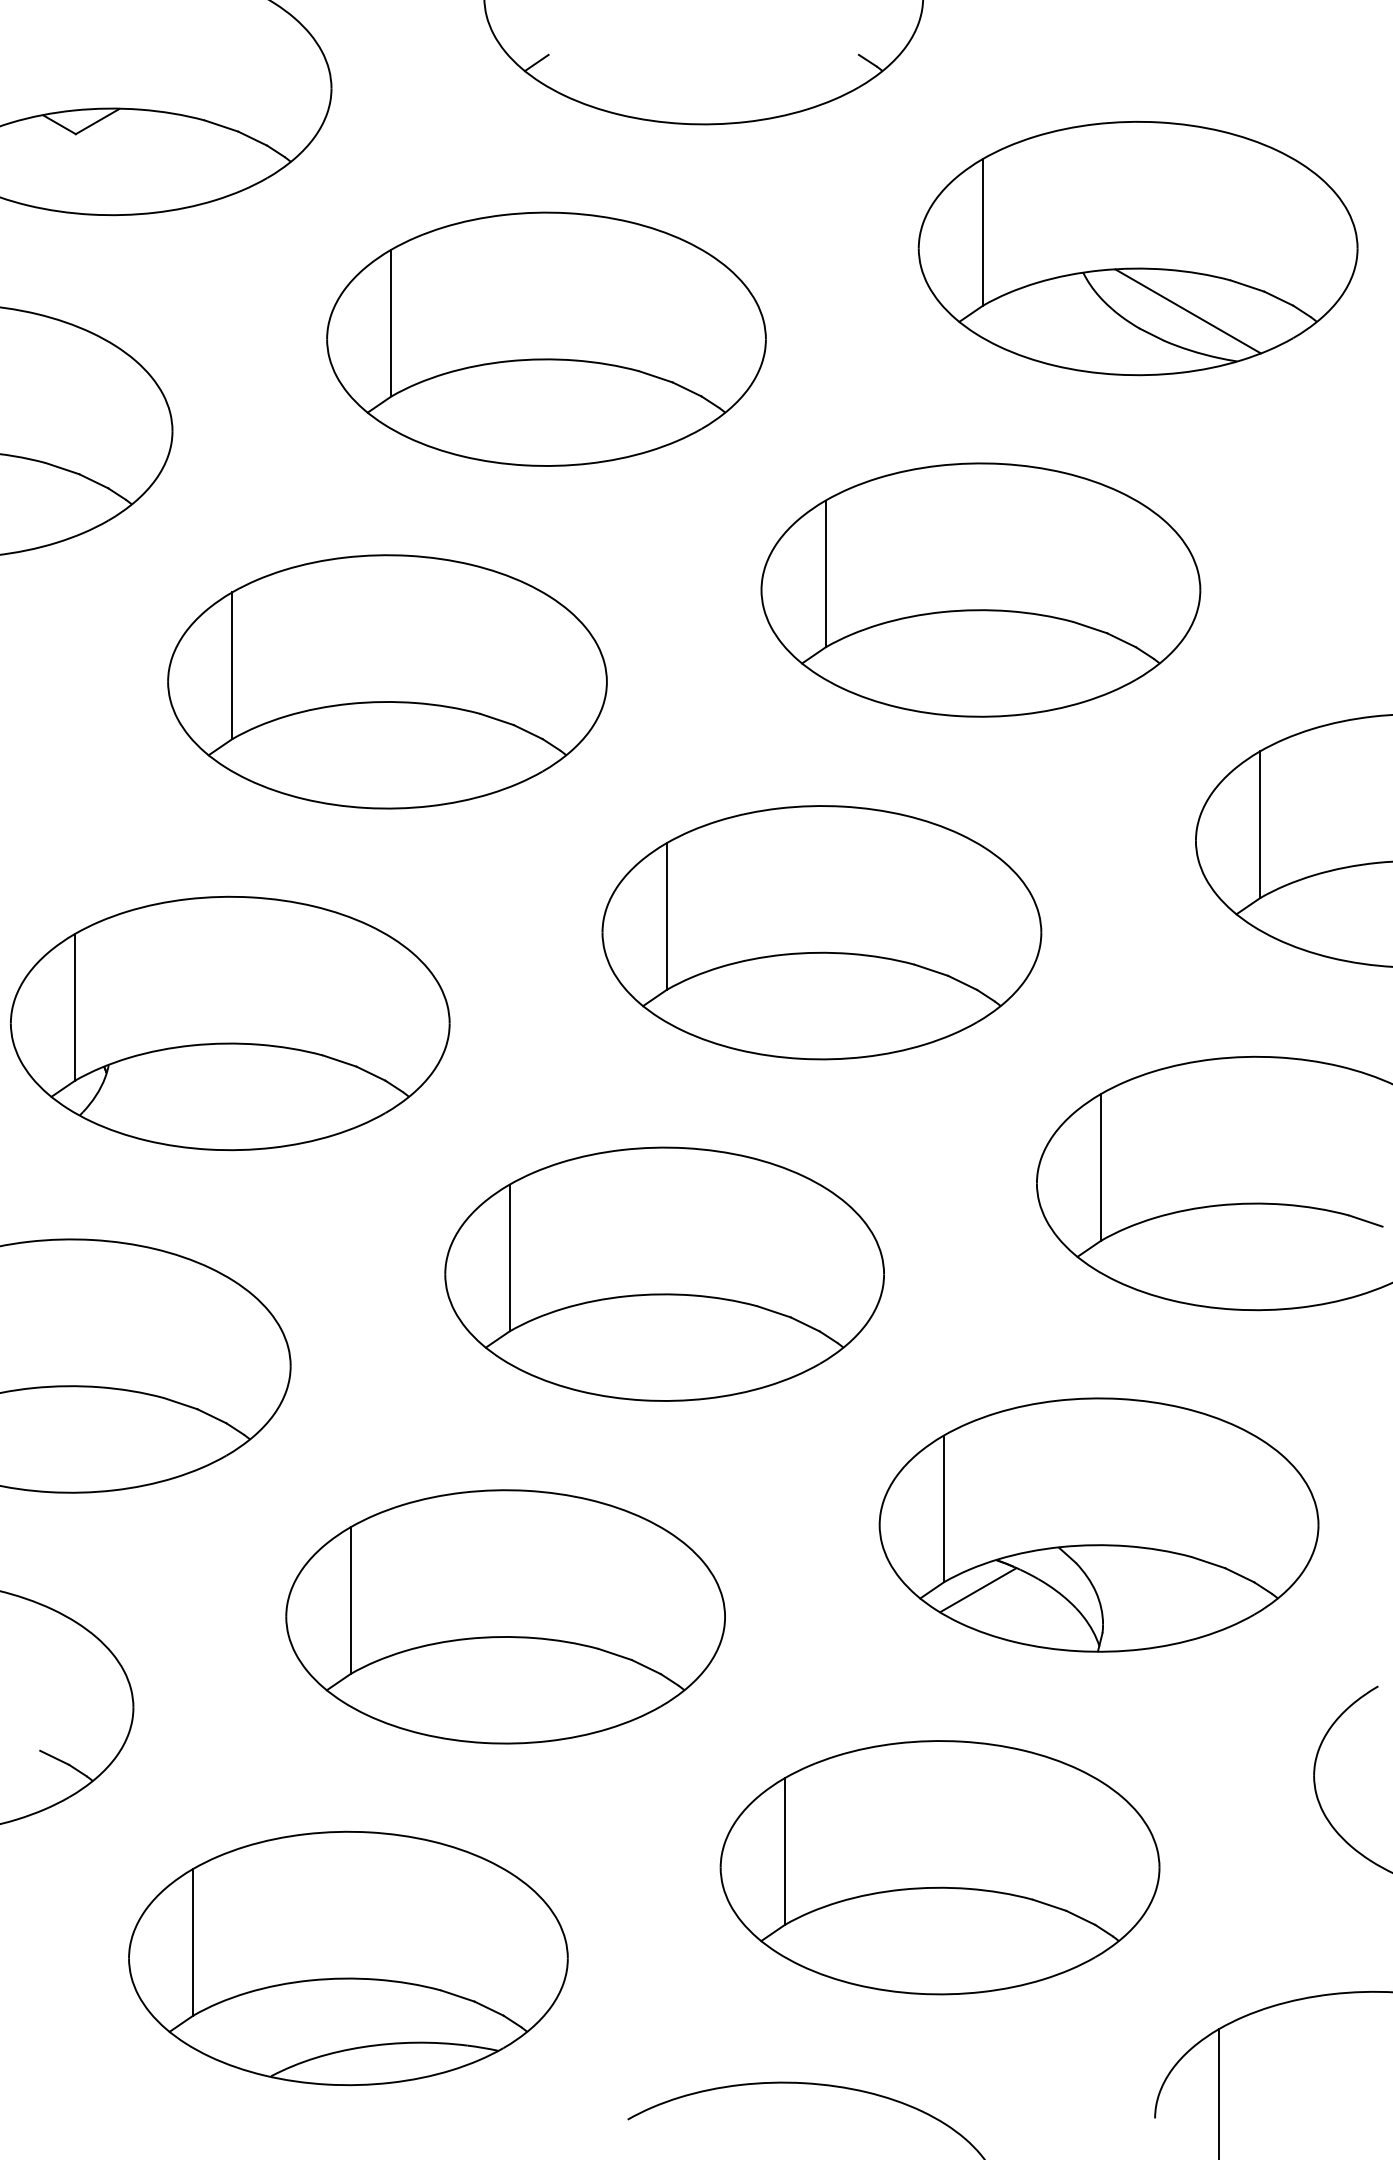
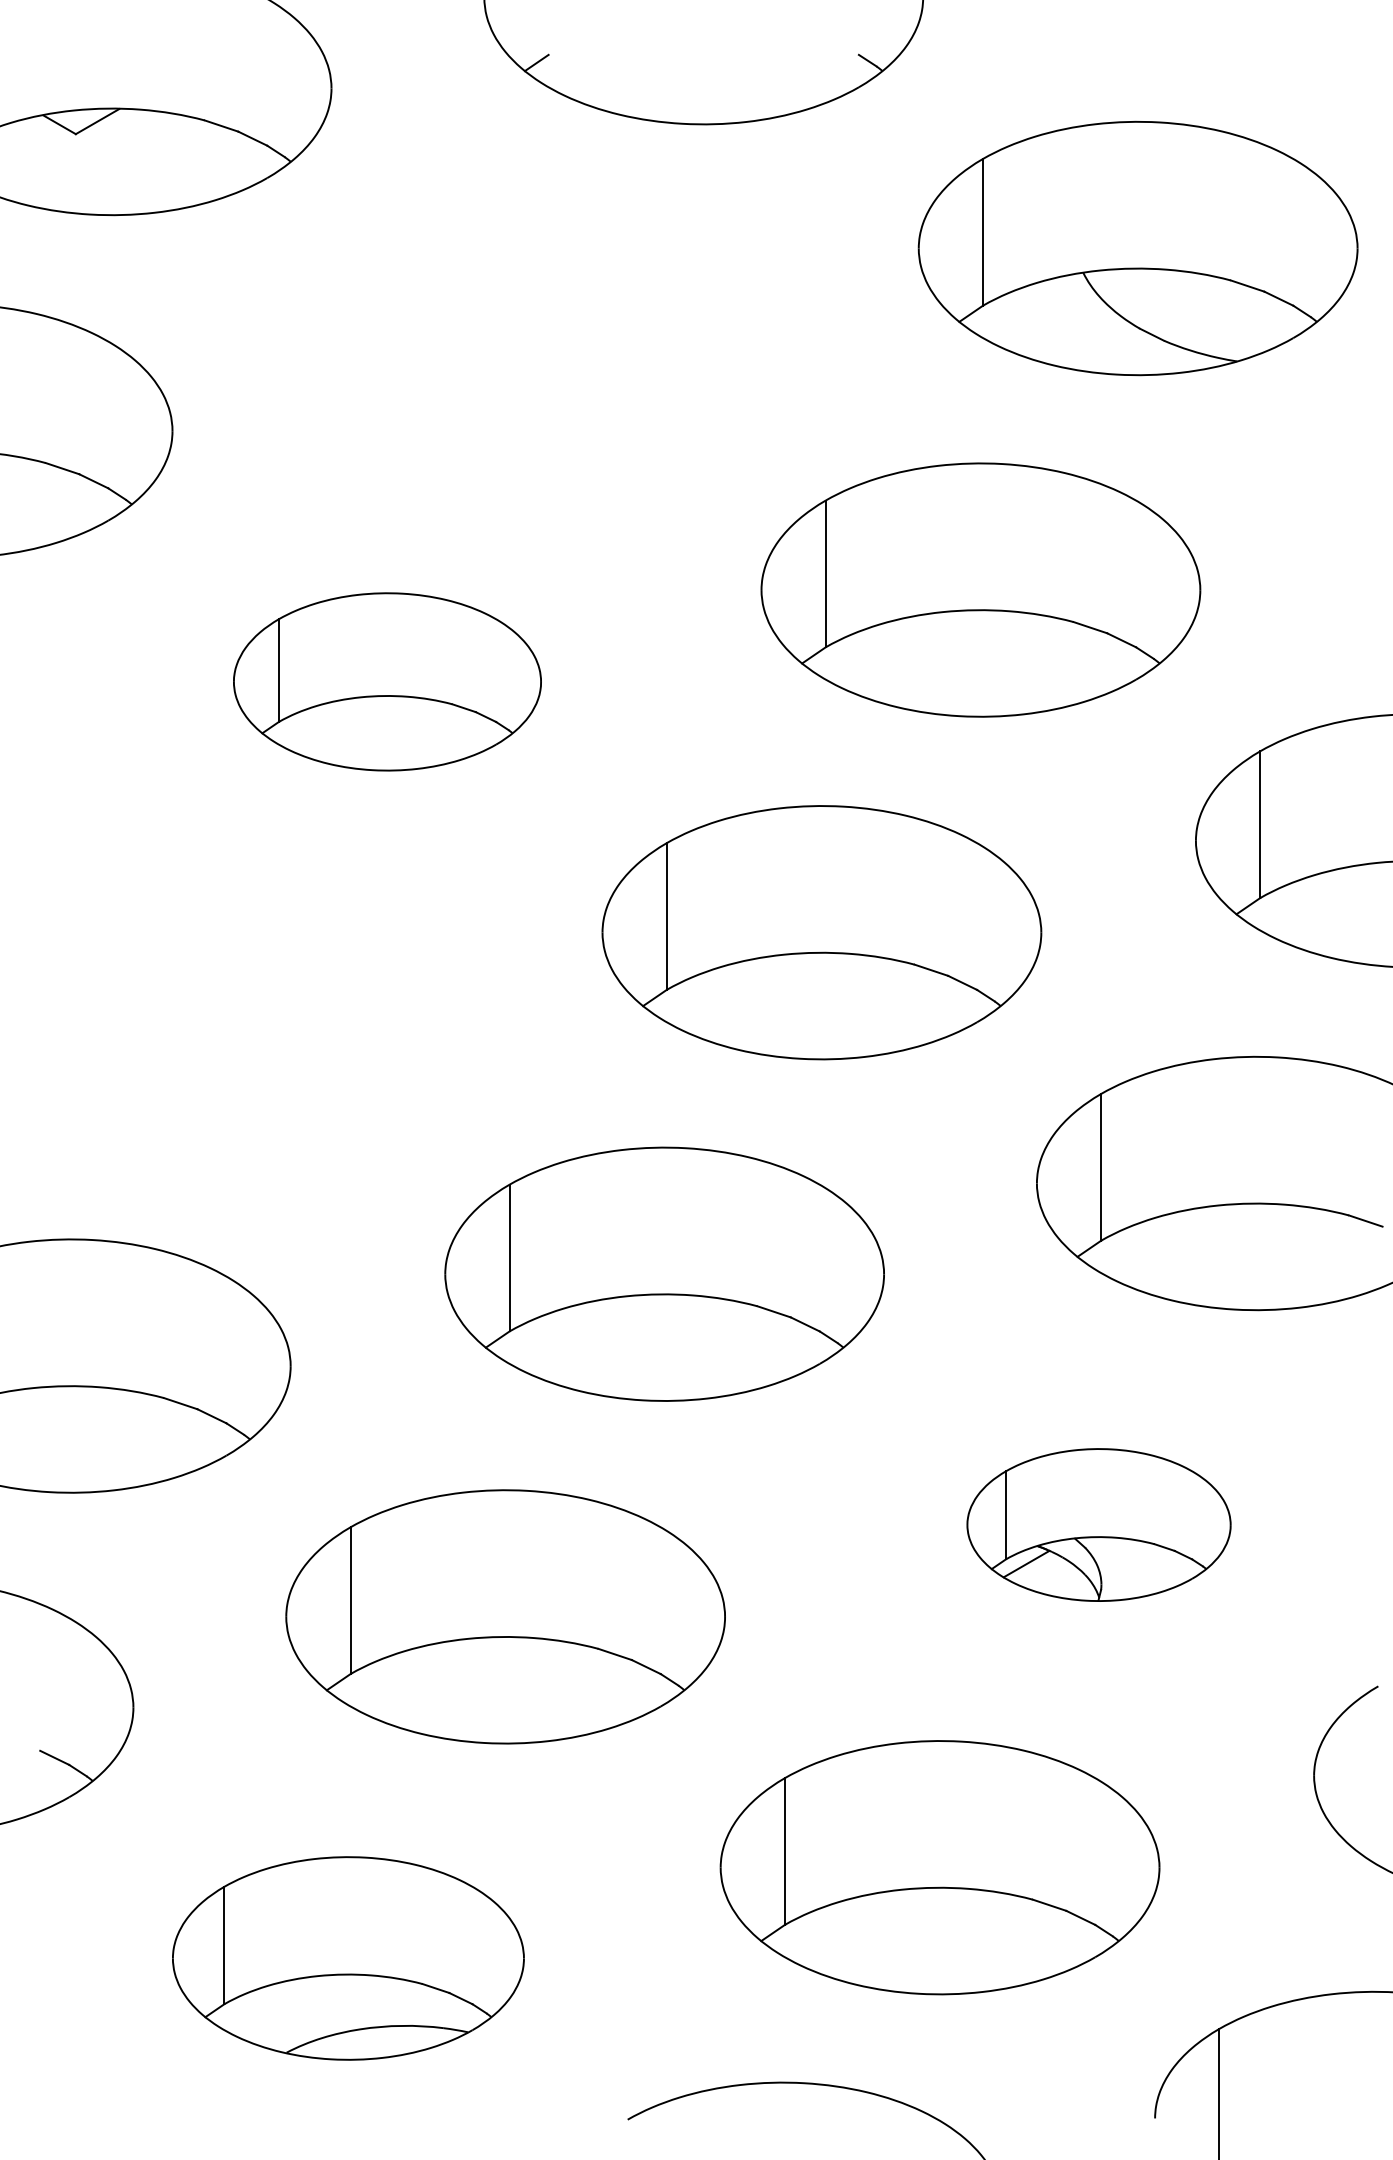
line: present -> none (1187, 311)
part: present -> none (546, 338)
part size: 441x256 px -> 309x180 px (387, 681)
part: present -> none (230, 1023)
part size: 442x256 px -> 266x154 px (1098, 1524)
part size: 441x257 px -> 353x205 px (348, 1958)
